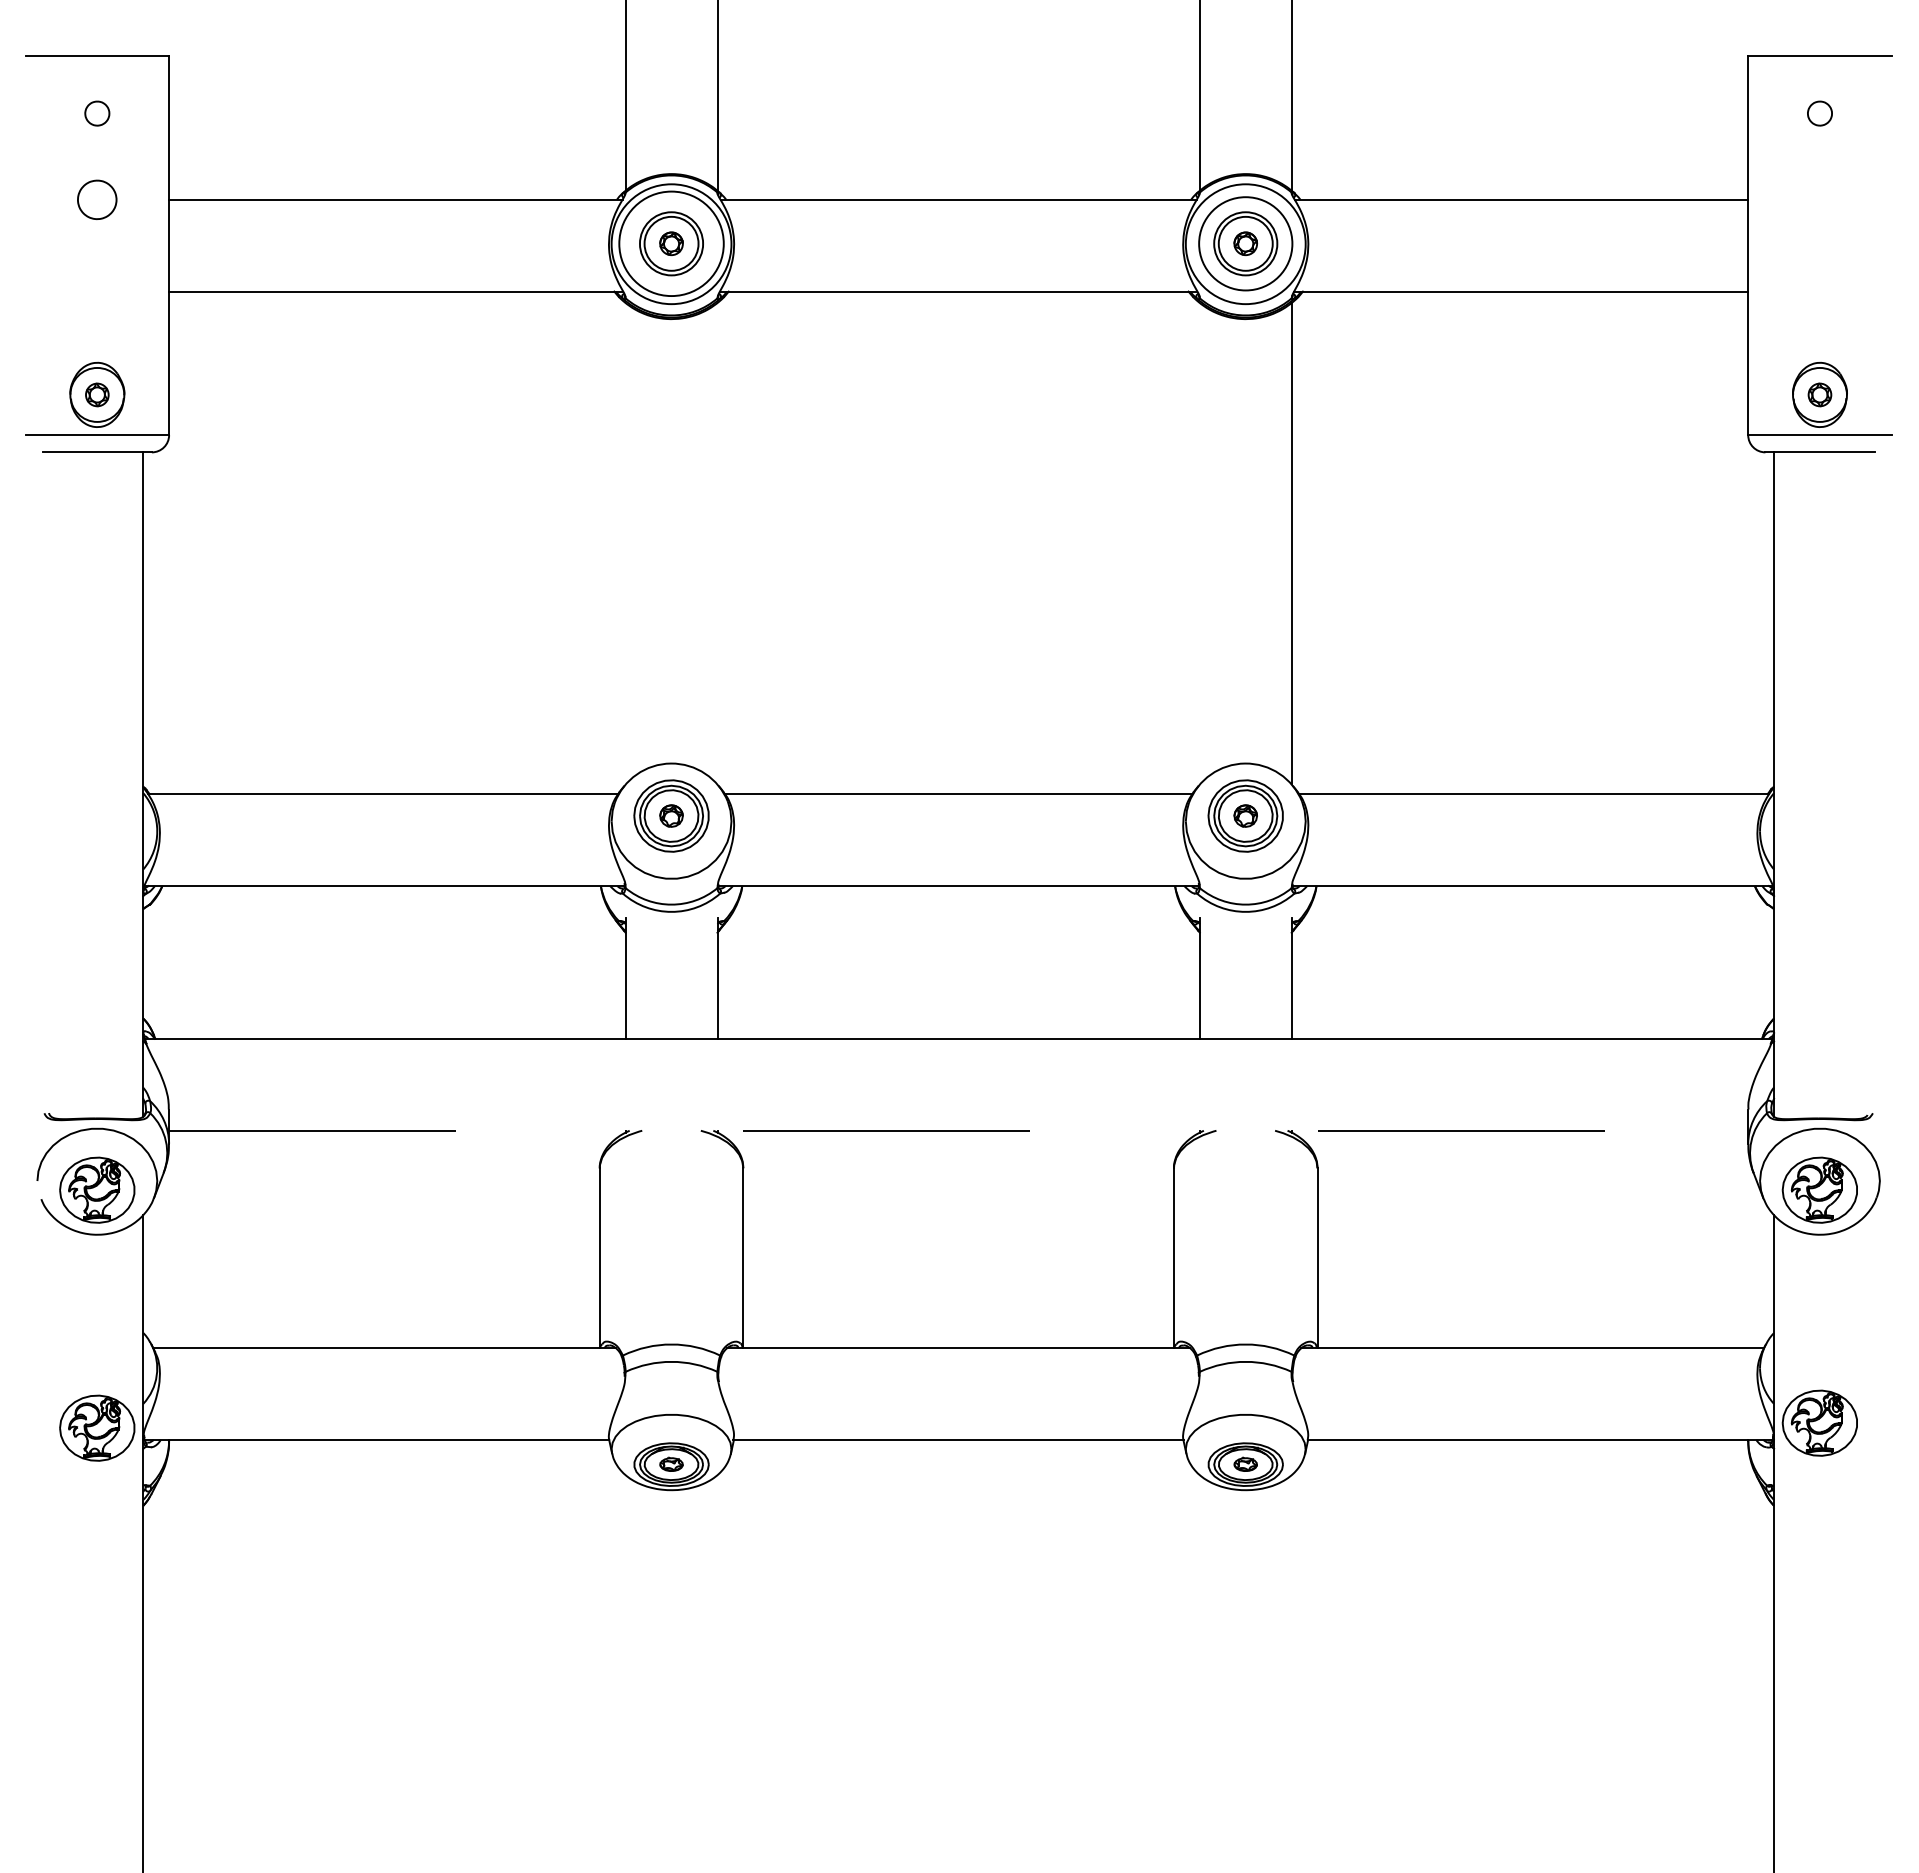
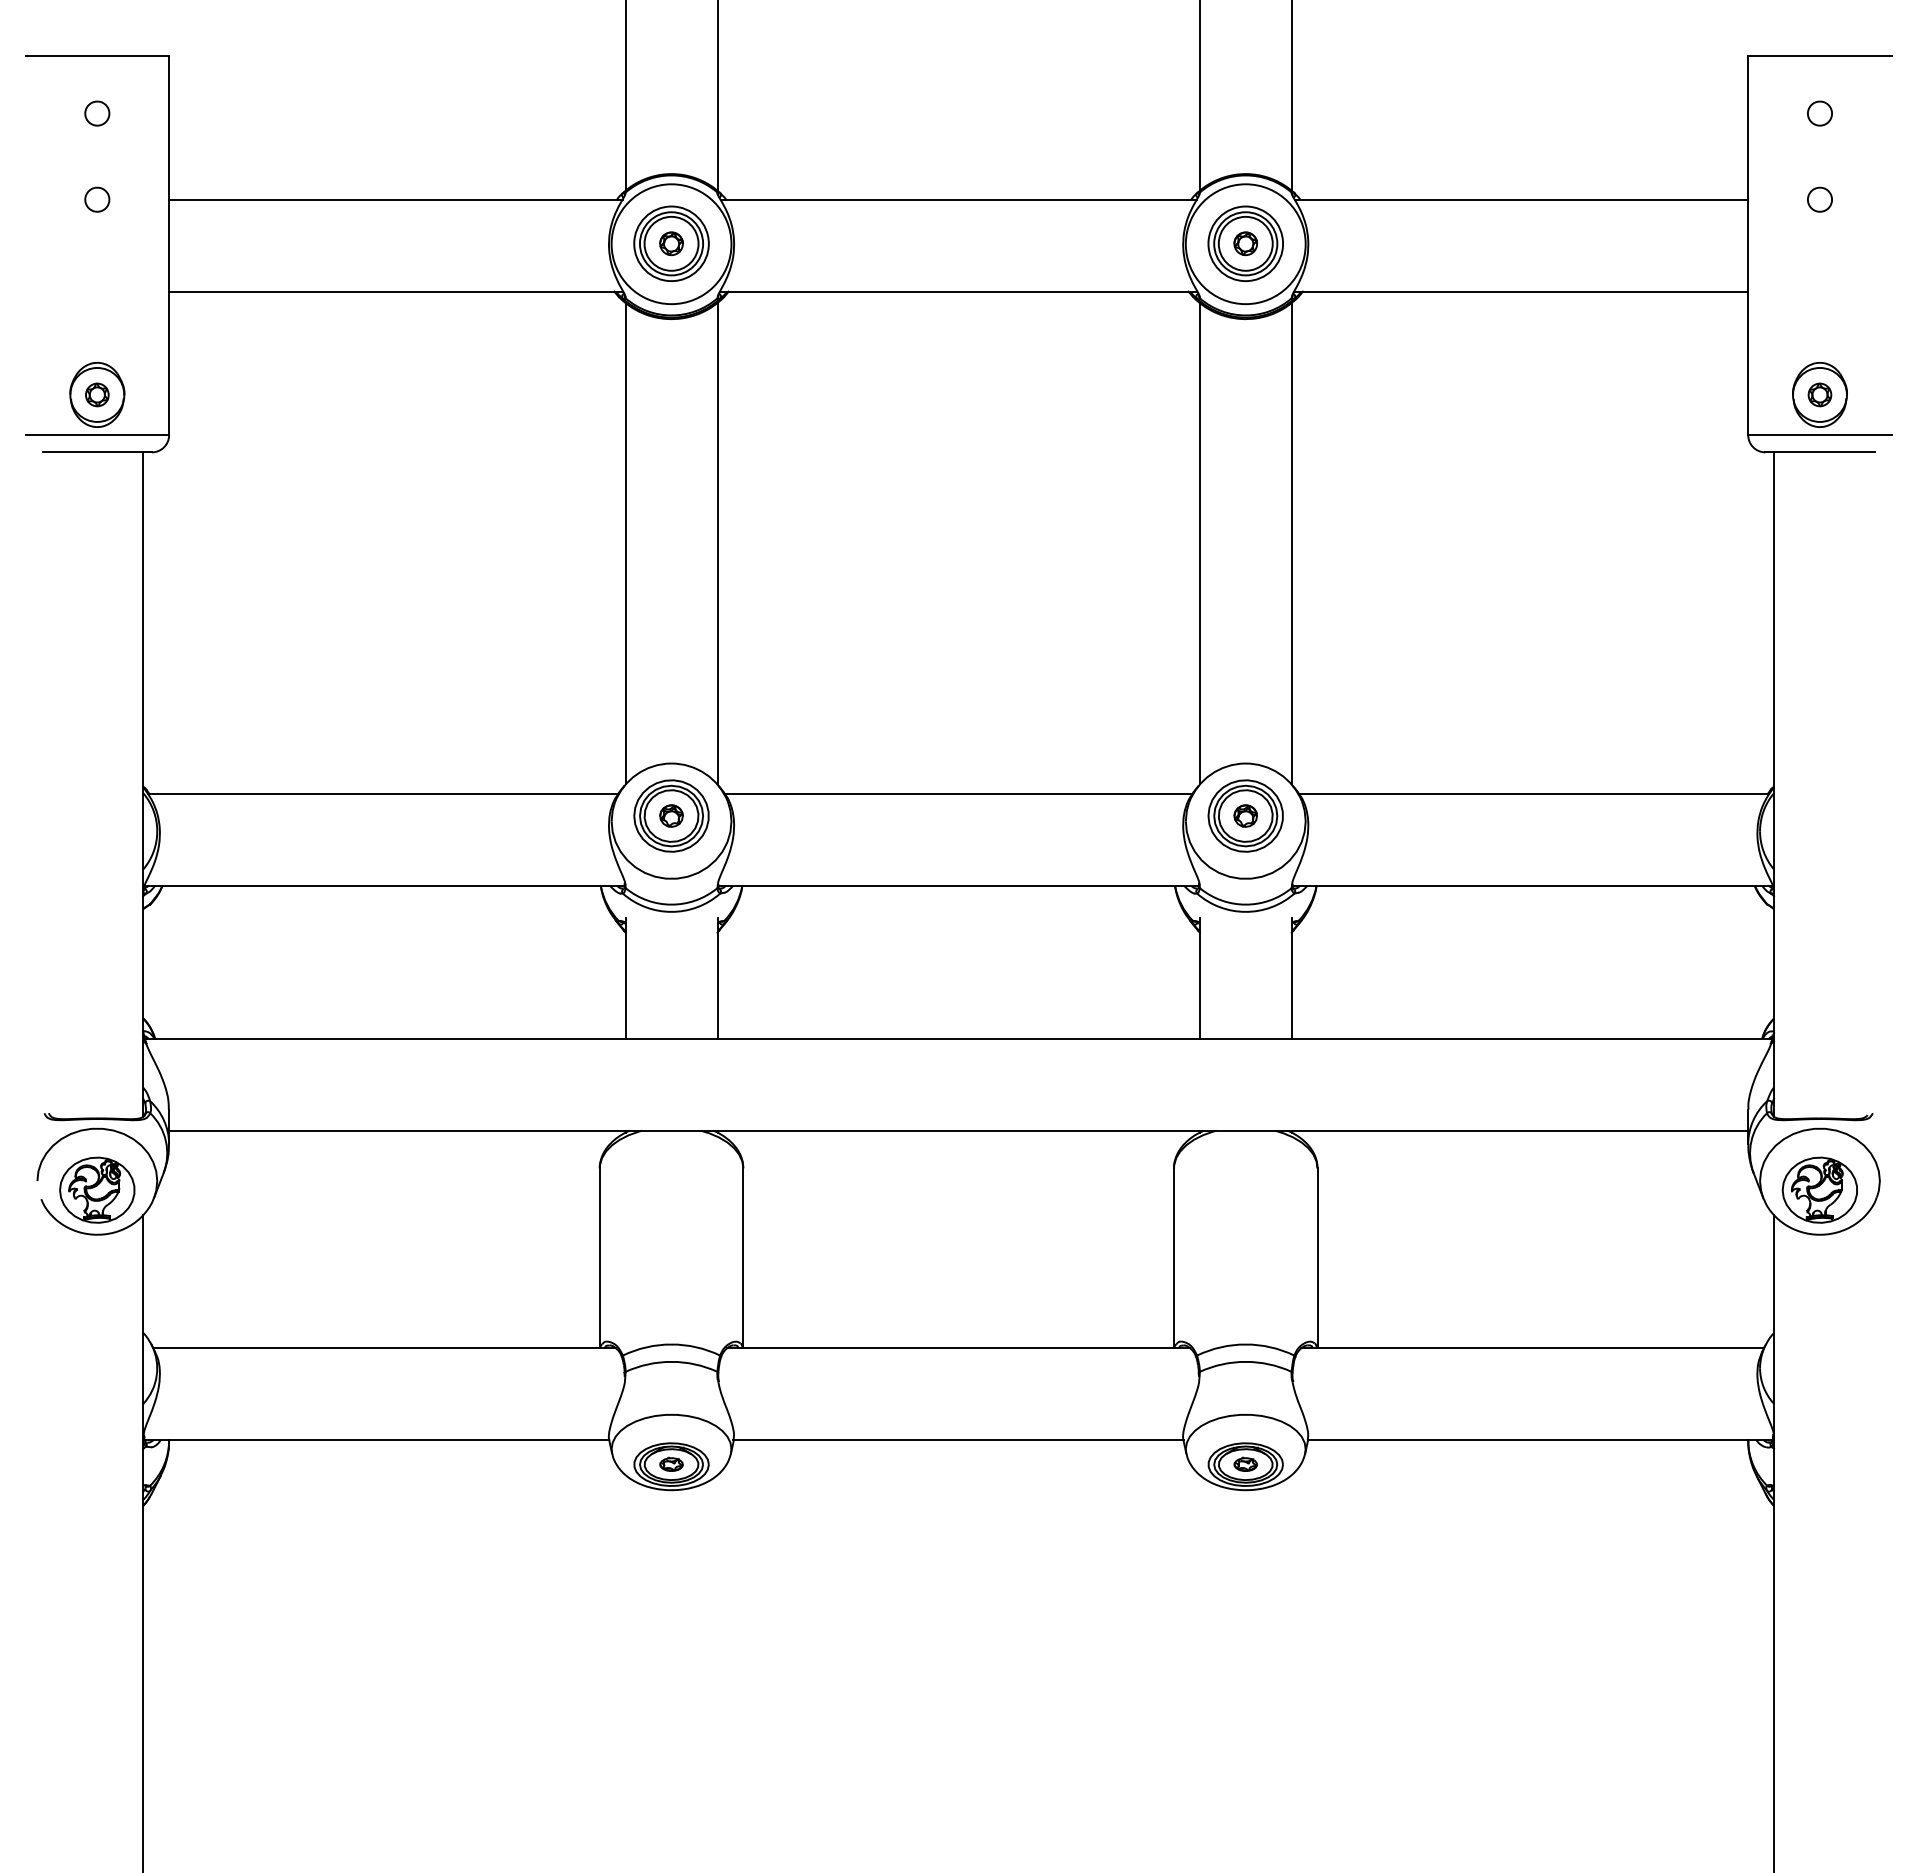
part size: 41x41 px -> 27x27 px (97, 199)
part: none -> present (1819, 199)
circle diameter: 104 px -> 75 px (671, 243)
circle diameter: 93 px -> 75 px (1245, 243)
line: none -> present (625, 543)
line: none -> present (717, 543)
line: none -> present (1199, 543)
line: dashed -> solid (958, 1130)
part: present -> none (1819, 1422)
part: present -> none (97, 1427)
